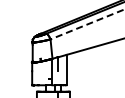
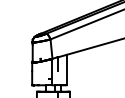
line: dashed -> solid (87, 24)
